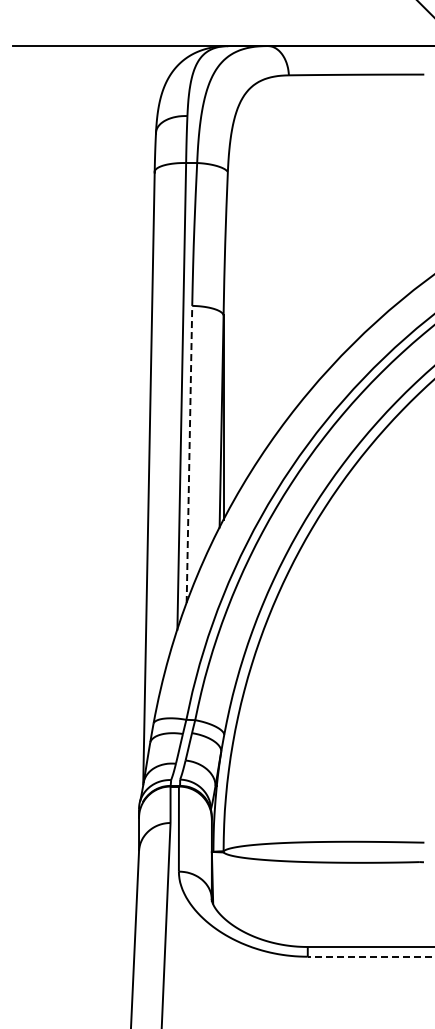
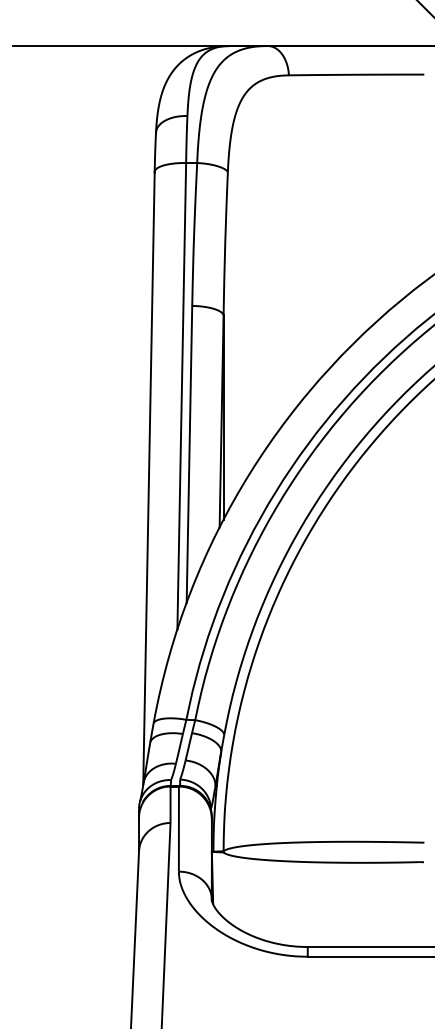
line: dashed -> solid (189, 454)
line: dashed -> solid (370, 956)
